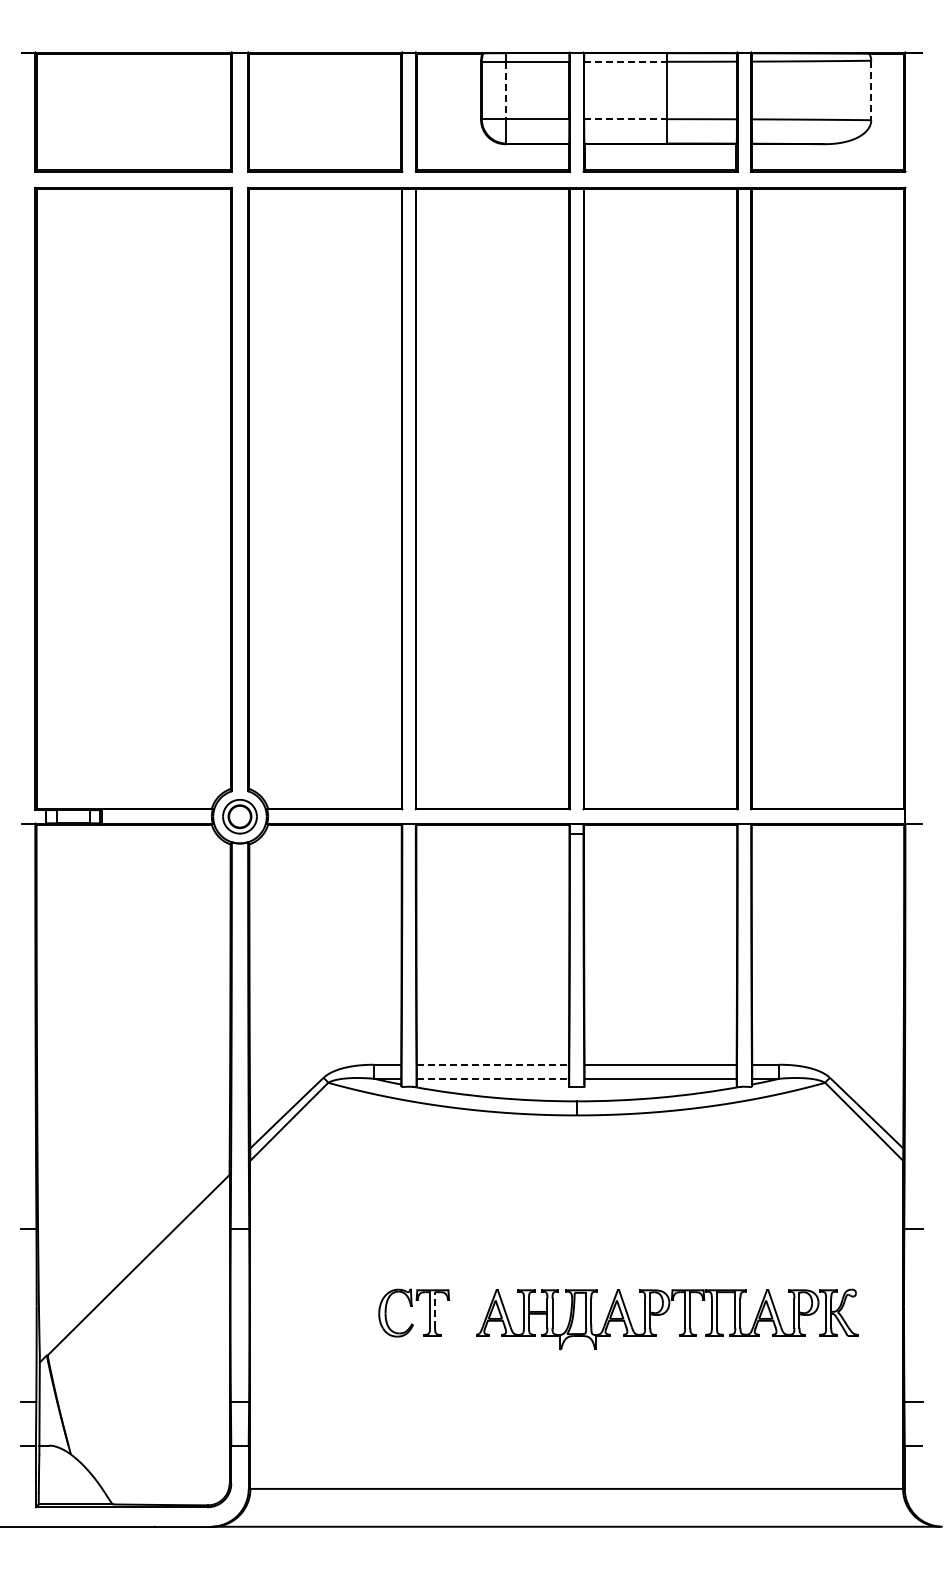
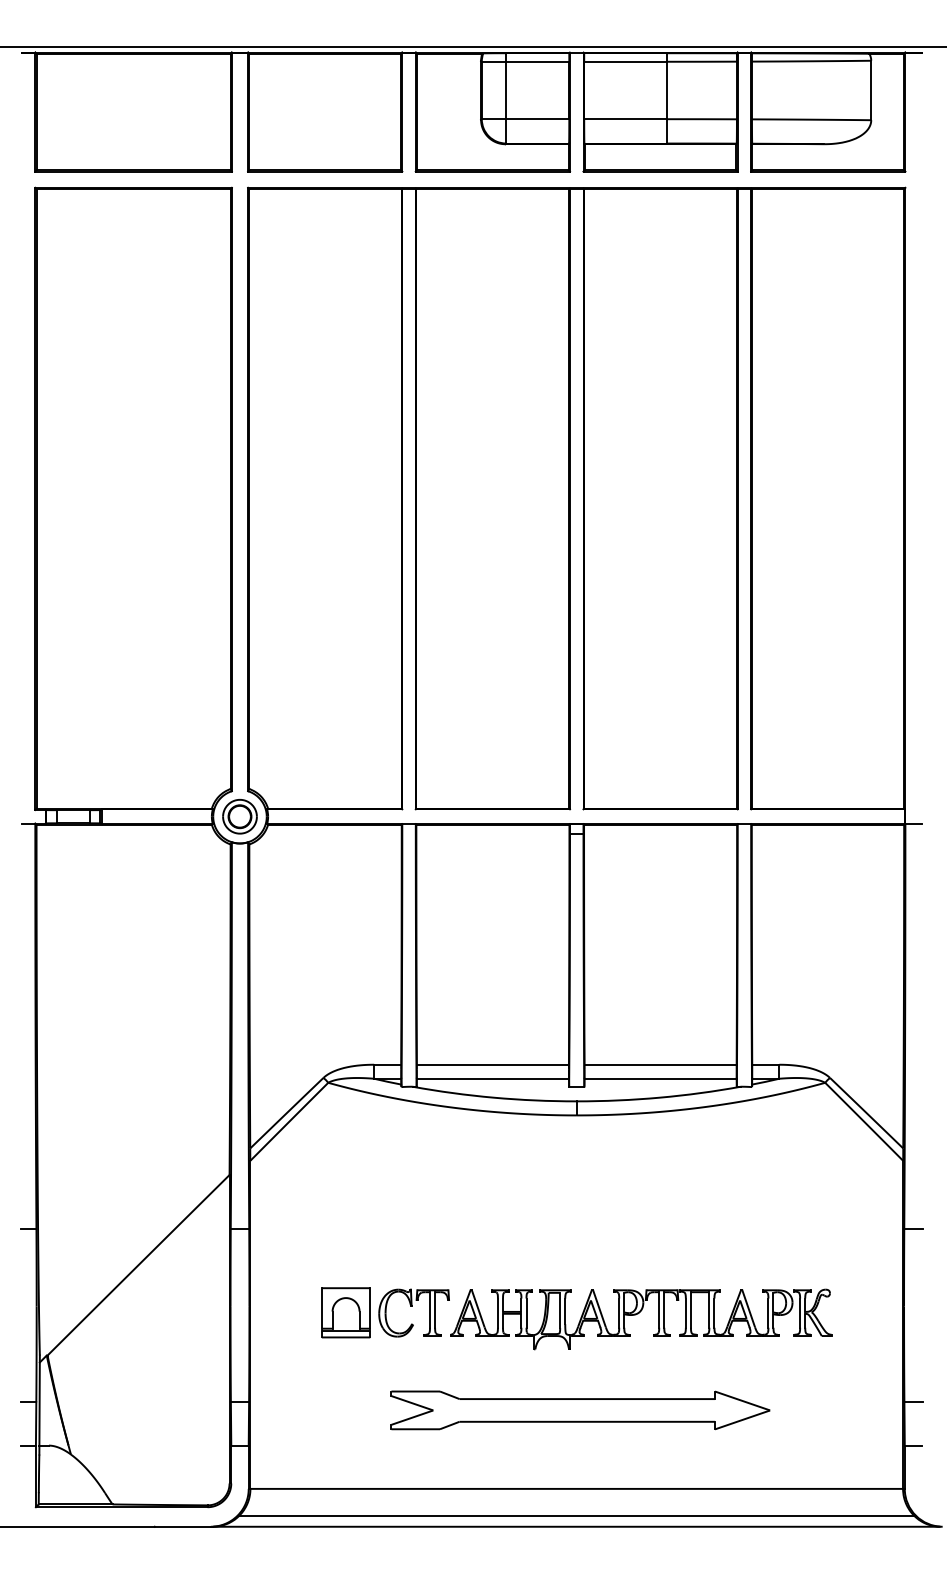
line: none -> present (472, 47)
line: dashed -> solid (625, 61)
line: dashed -> solid (506, 90)
line: dashed -> solid (871, 90)
line: dashed -> solid (625, 119)
line: dashed -> solid (493, 1064)
line: dashed -> solid (493, 1078)
line: dashed -> solid (435, 1309)
part: none -> present (345, 1312)
part position: (667, 1319) -> (641, 1319) (641, 1319)
part: none -> present (580, 1410)
line: none -> present (576, 1515)
